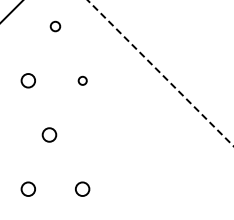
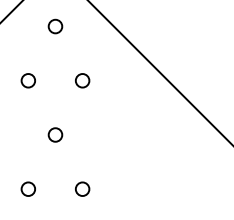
circle size: 13x13 px -> 17x17 px (55, 26)
line: dashed -> solid (160, 72)
circle size: 11x11 px -> 16x16 px (82, 80)
circle position: (49, 134) -> (55, 134) (55, 134)
